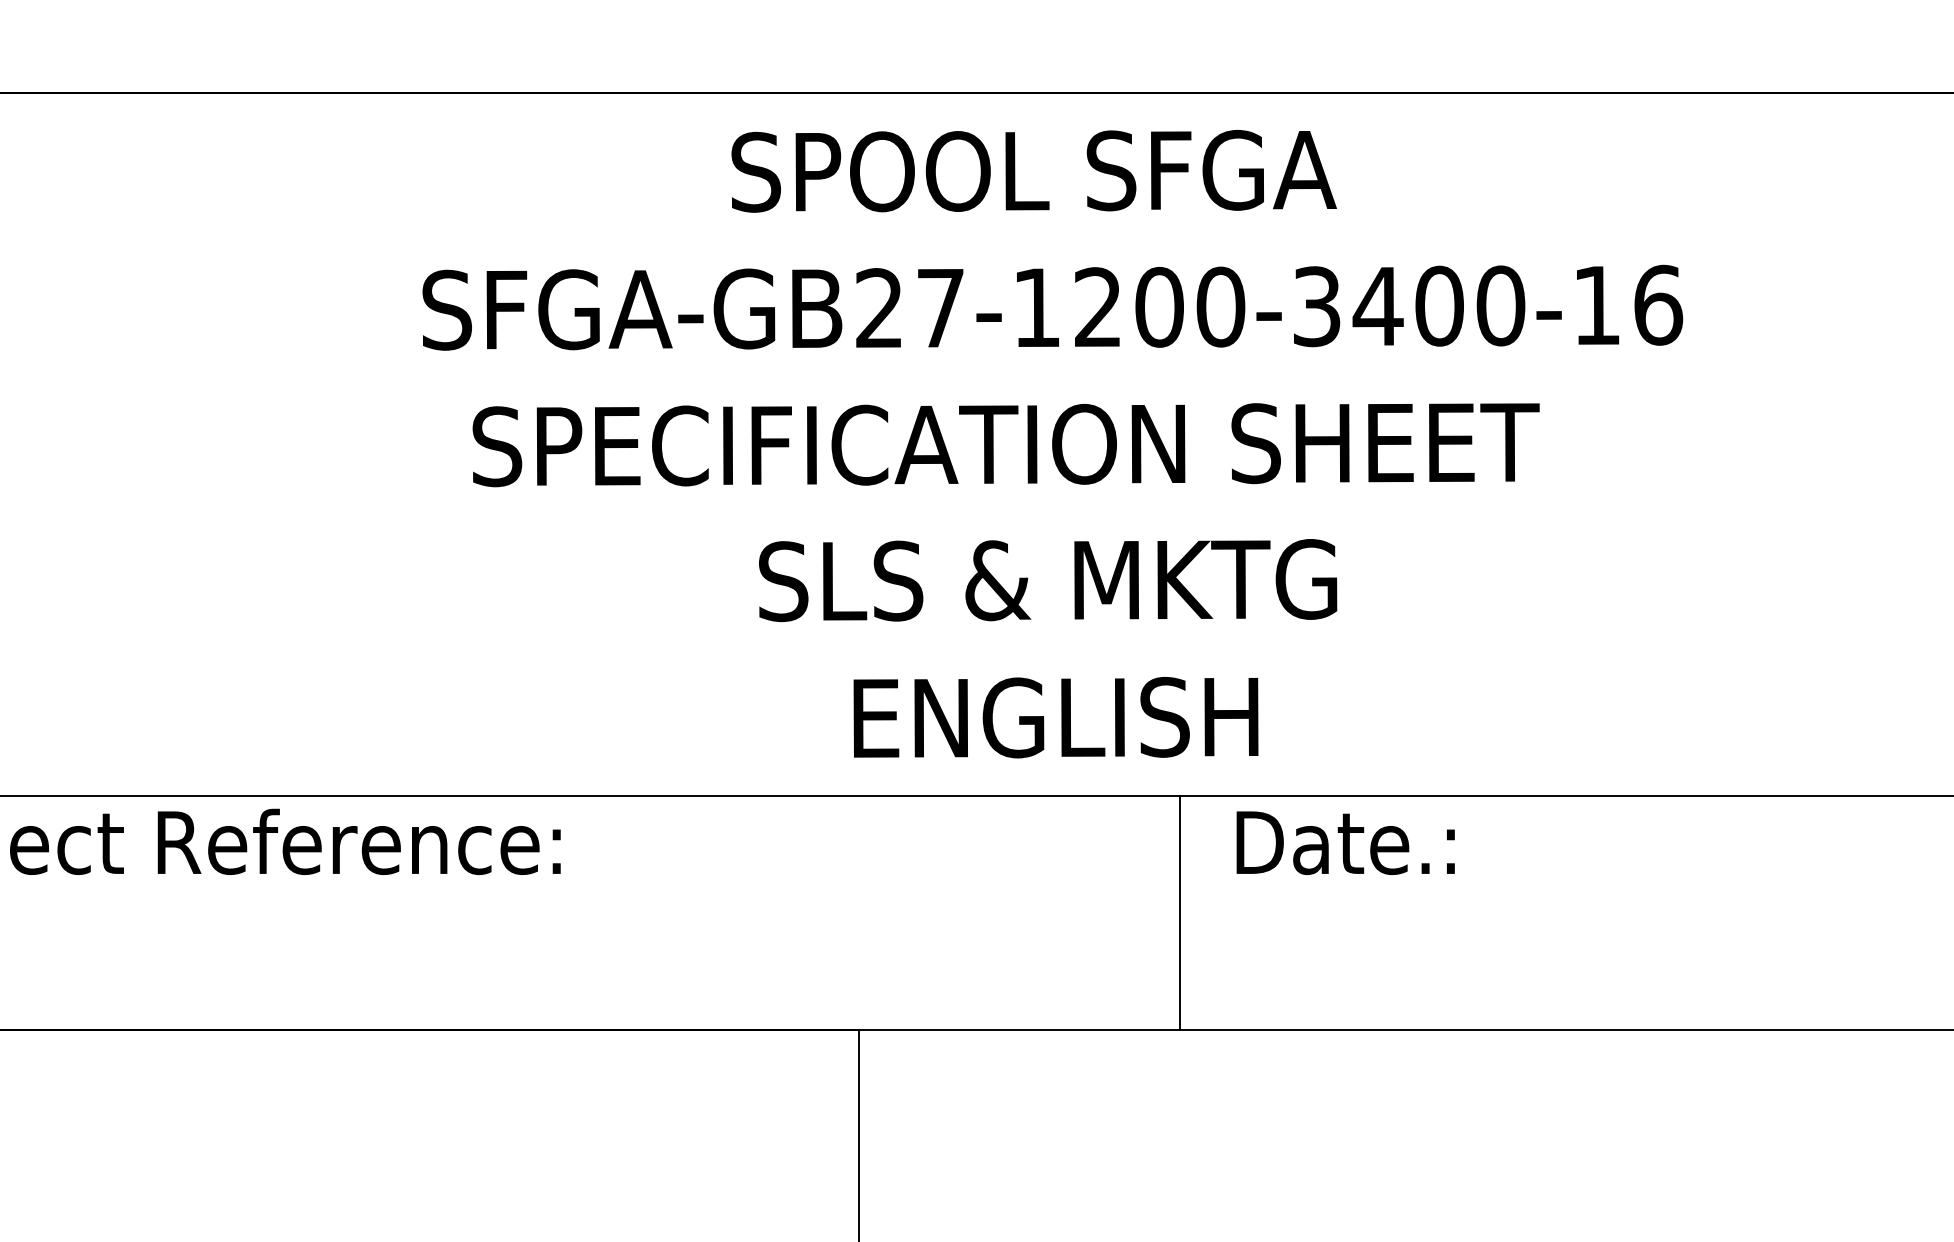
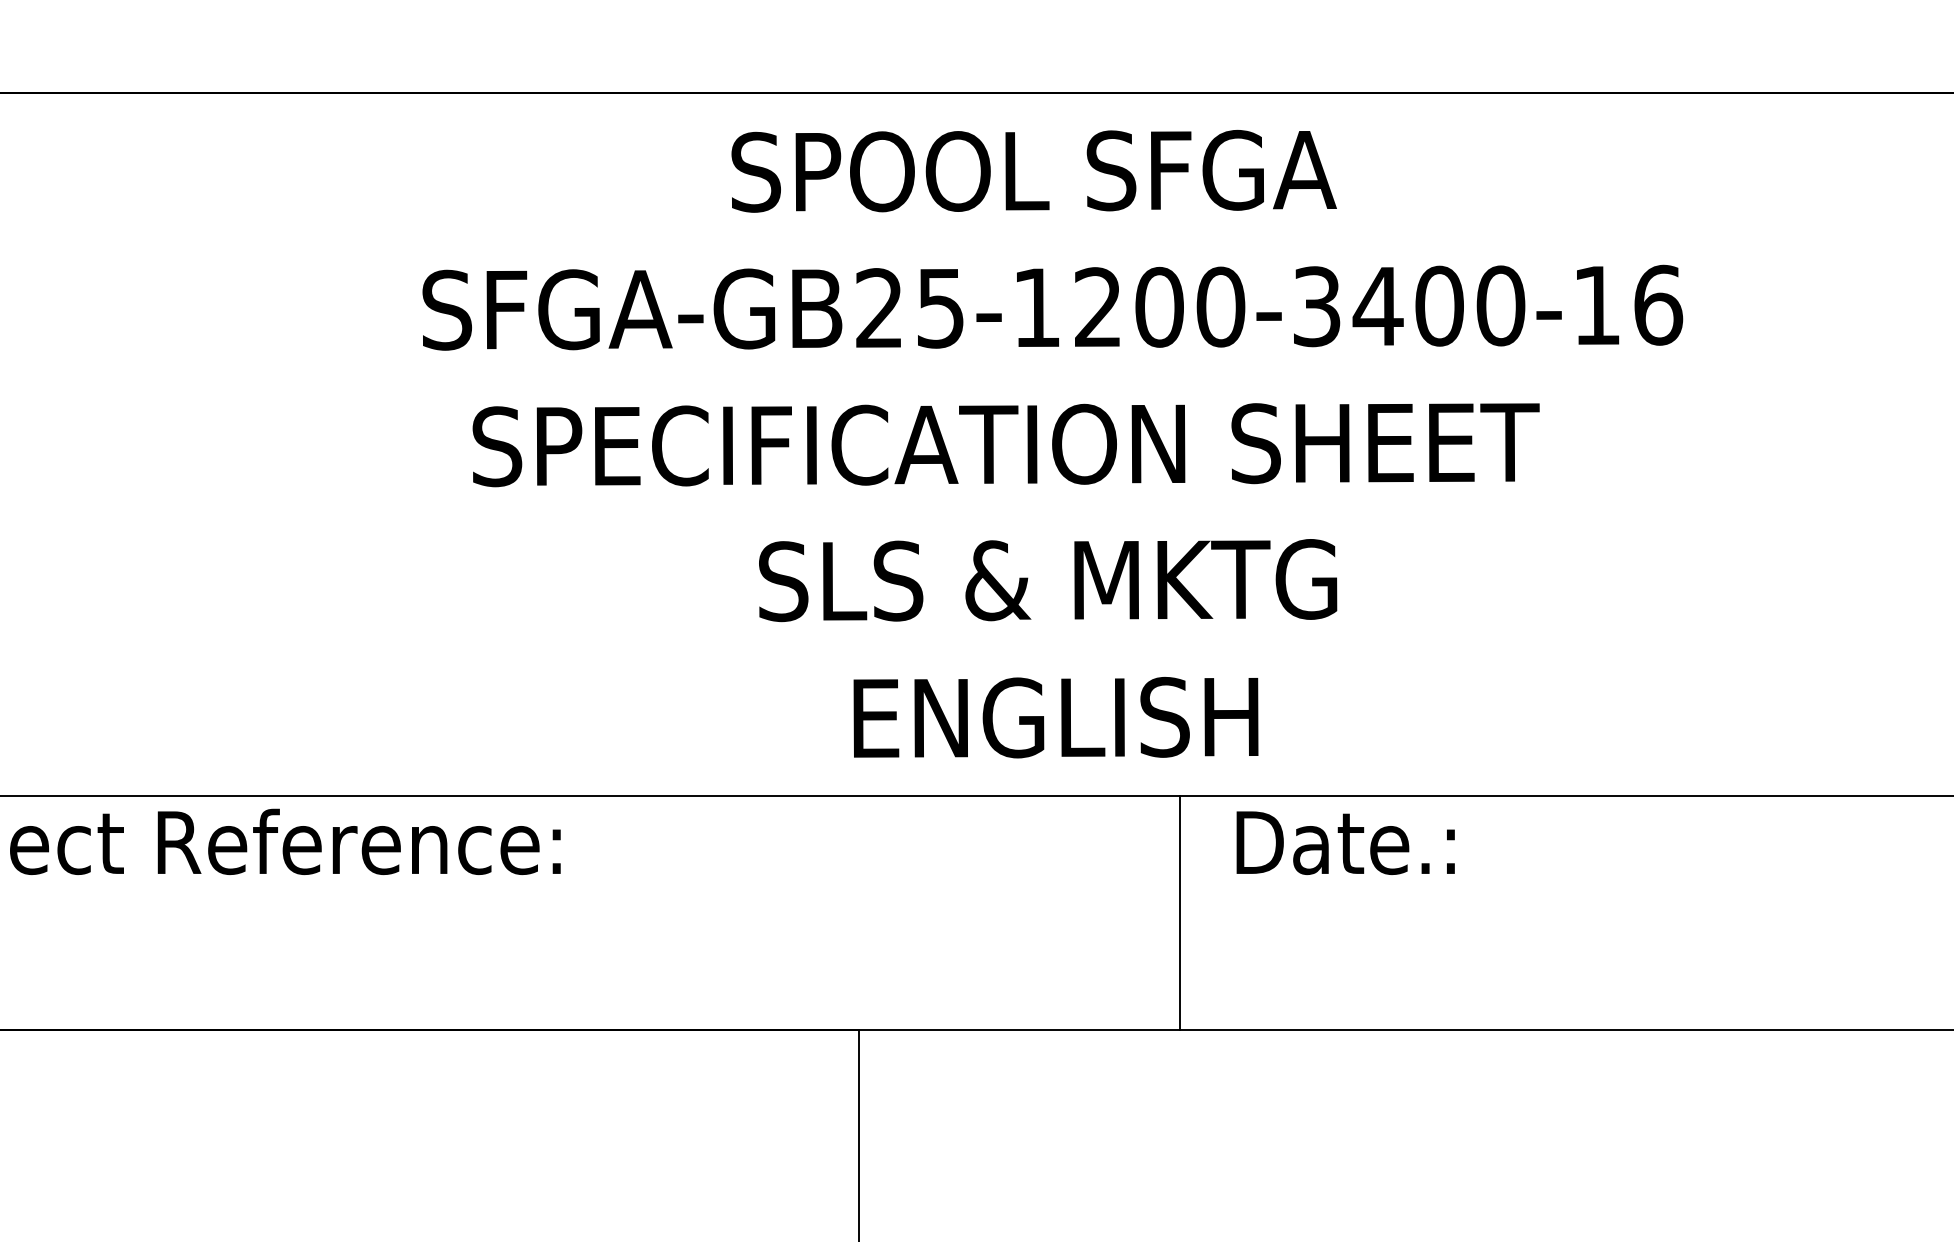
text: SFGA-GB27-1200-3400-16 -> SFGA-GB25-1200-3400-16 (940, 308)
